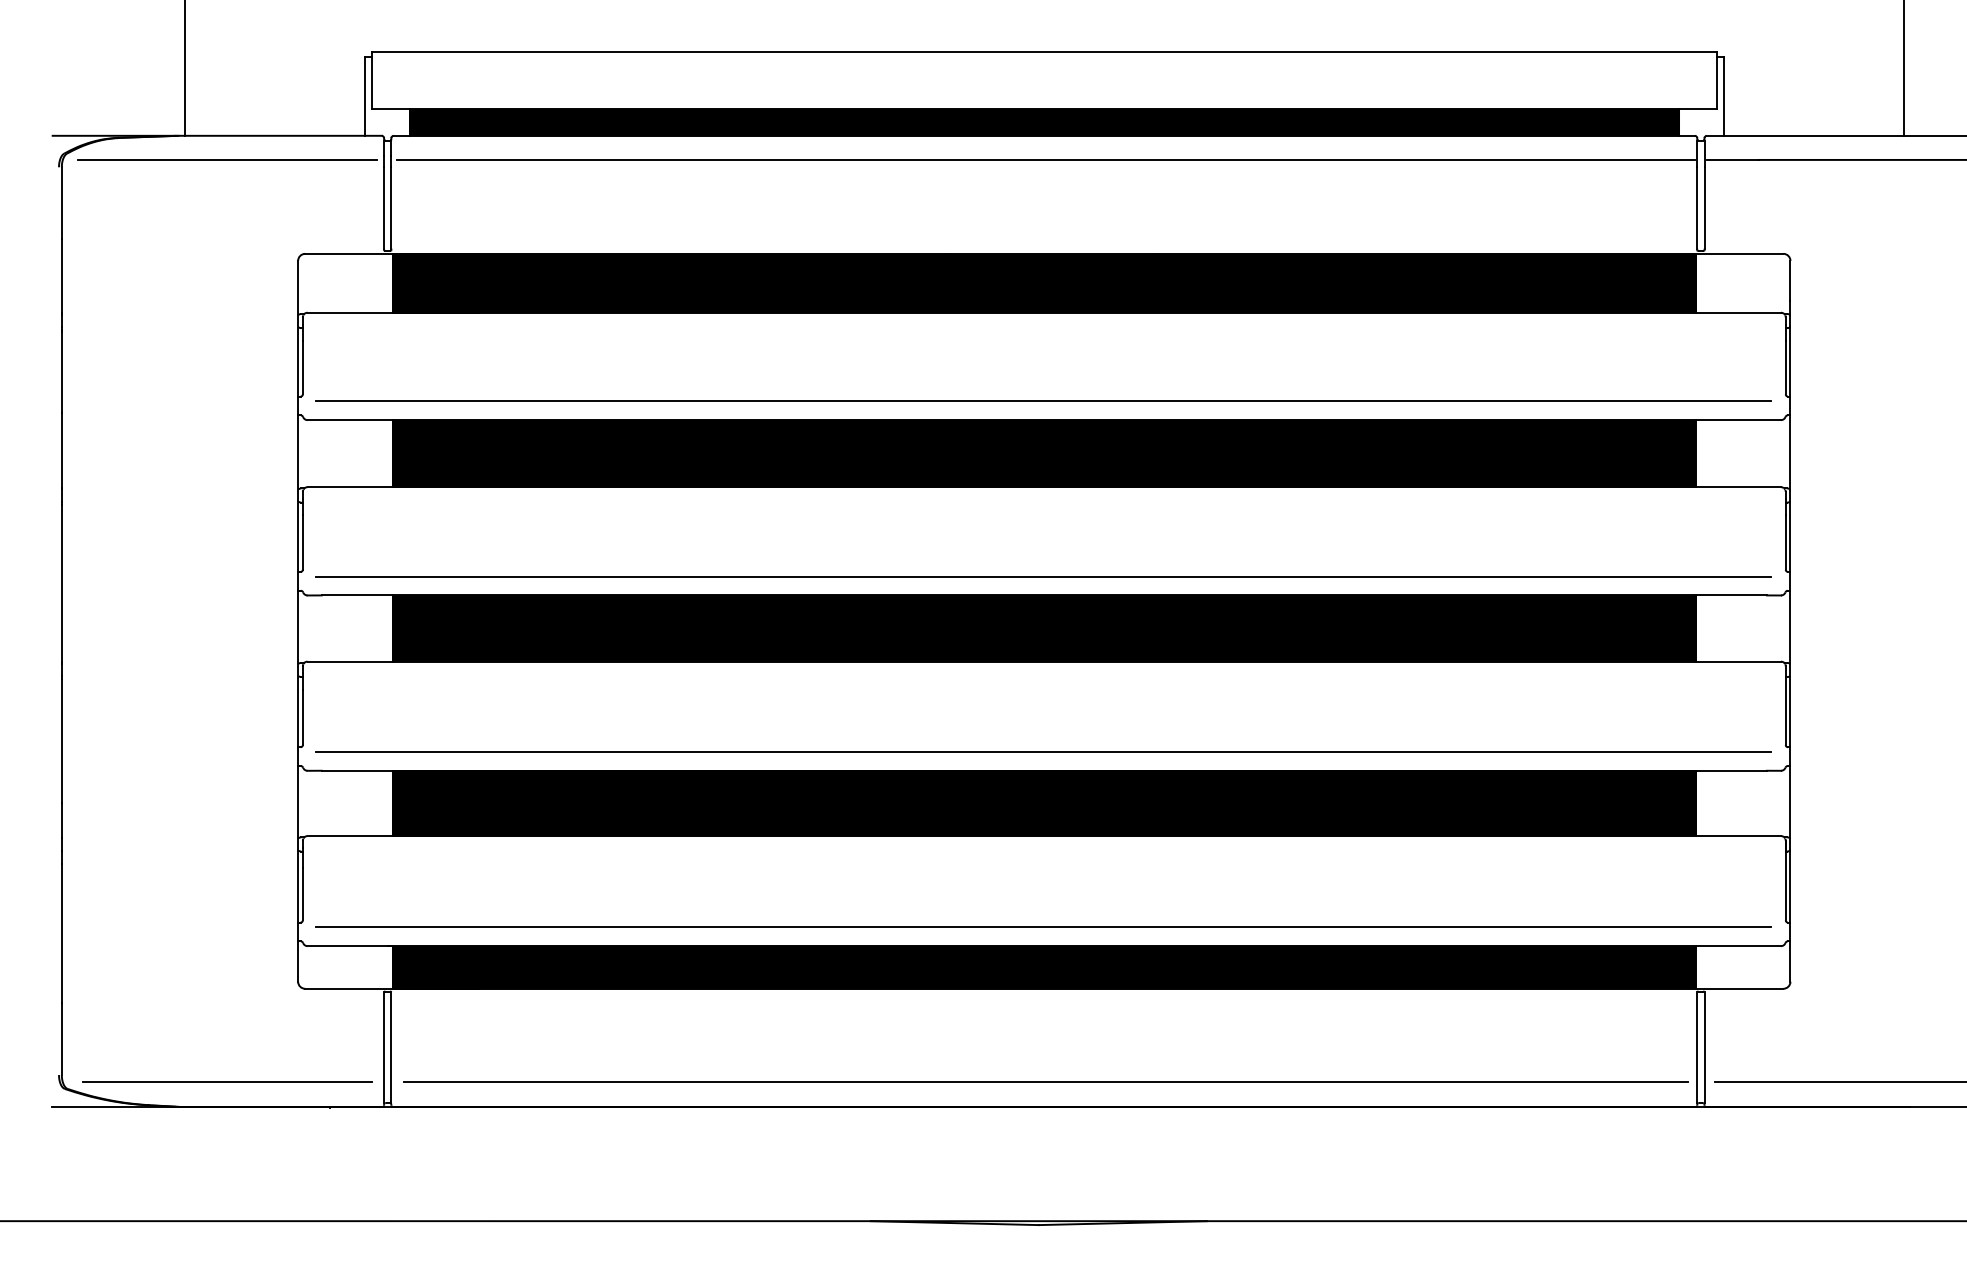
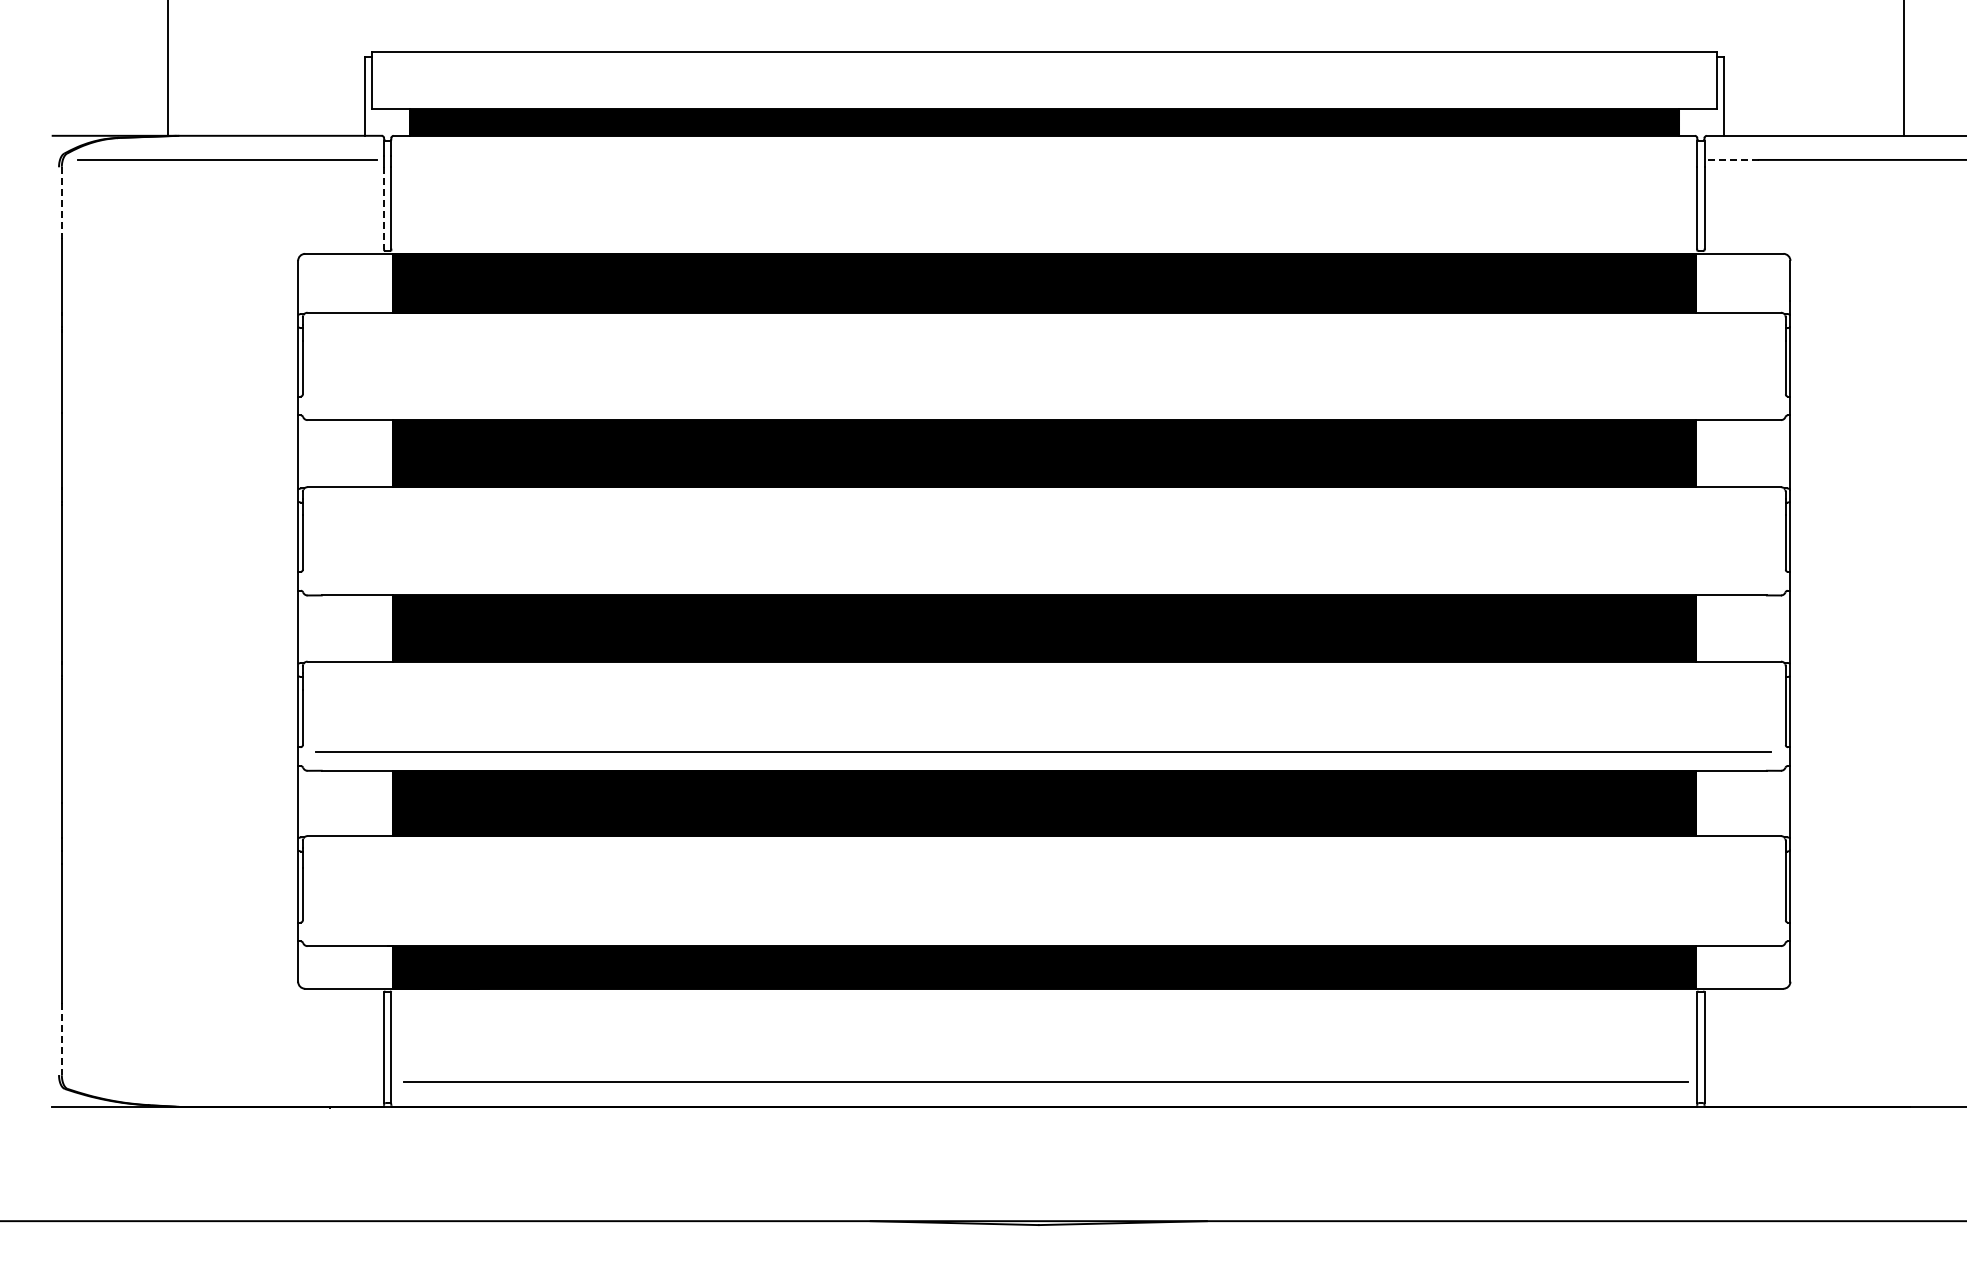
line position: (184, 68) -> (167, 68) (167, 68)
line: present -> none (1045, 159)
line: solid -> dashed (1732, 159)
line: solid -> dashed (61, 203)
line: solid -> dashed (384, 207)
line: present -> none (1043, 401)
line: present -> none (1043, 576)
line: present -> none (1043, 927)
line: solid -> dashed (61, 1039)
line: present -> none (227, 1081)
line: present -> none (1839, 1082)
